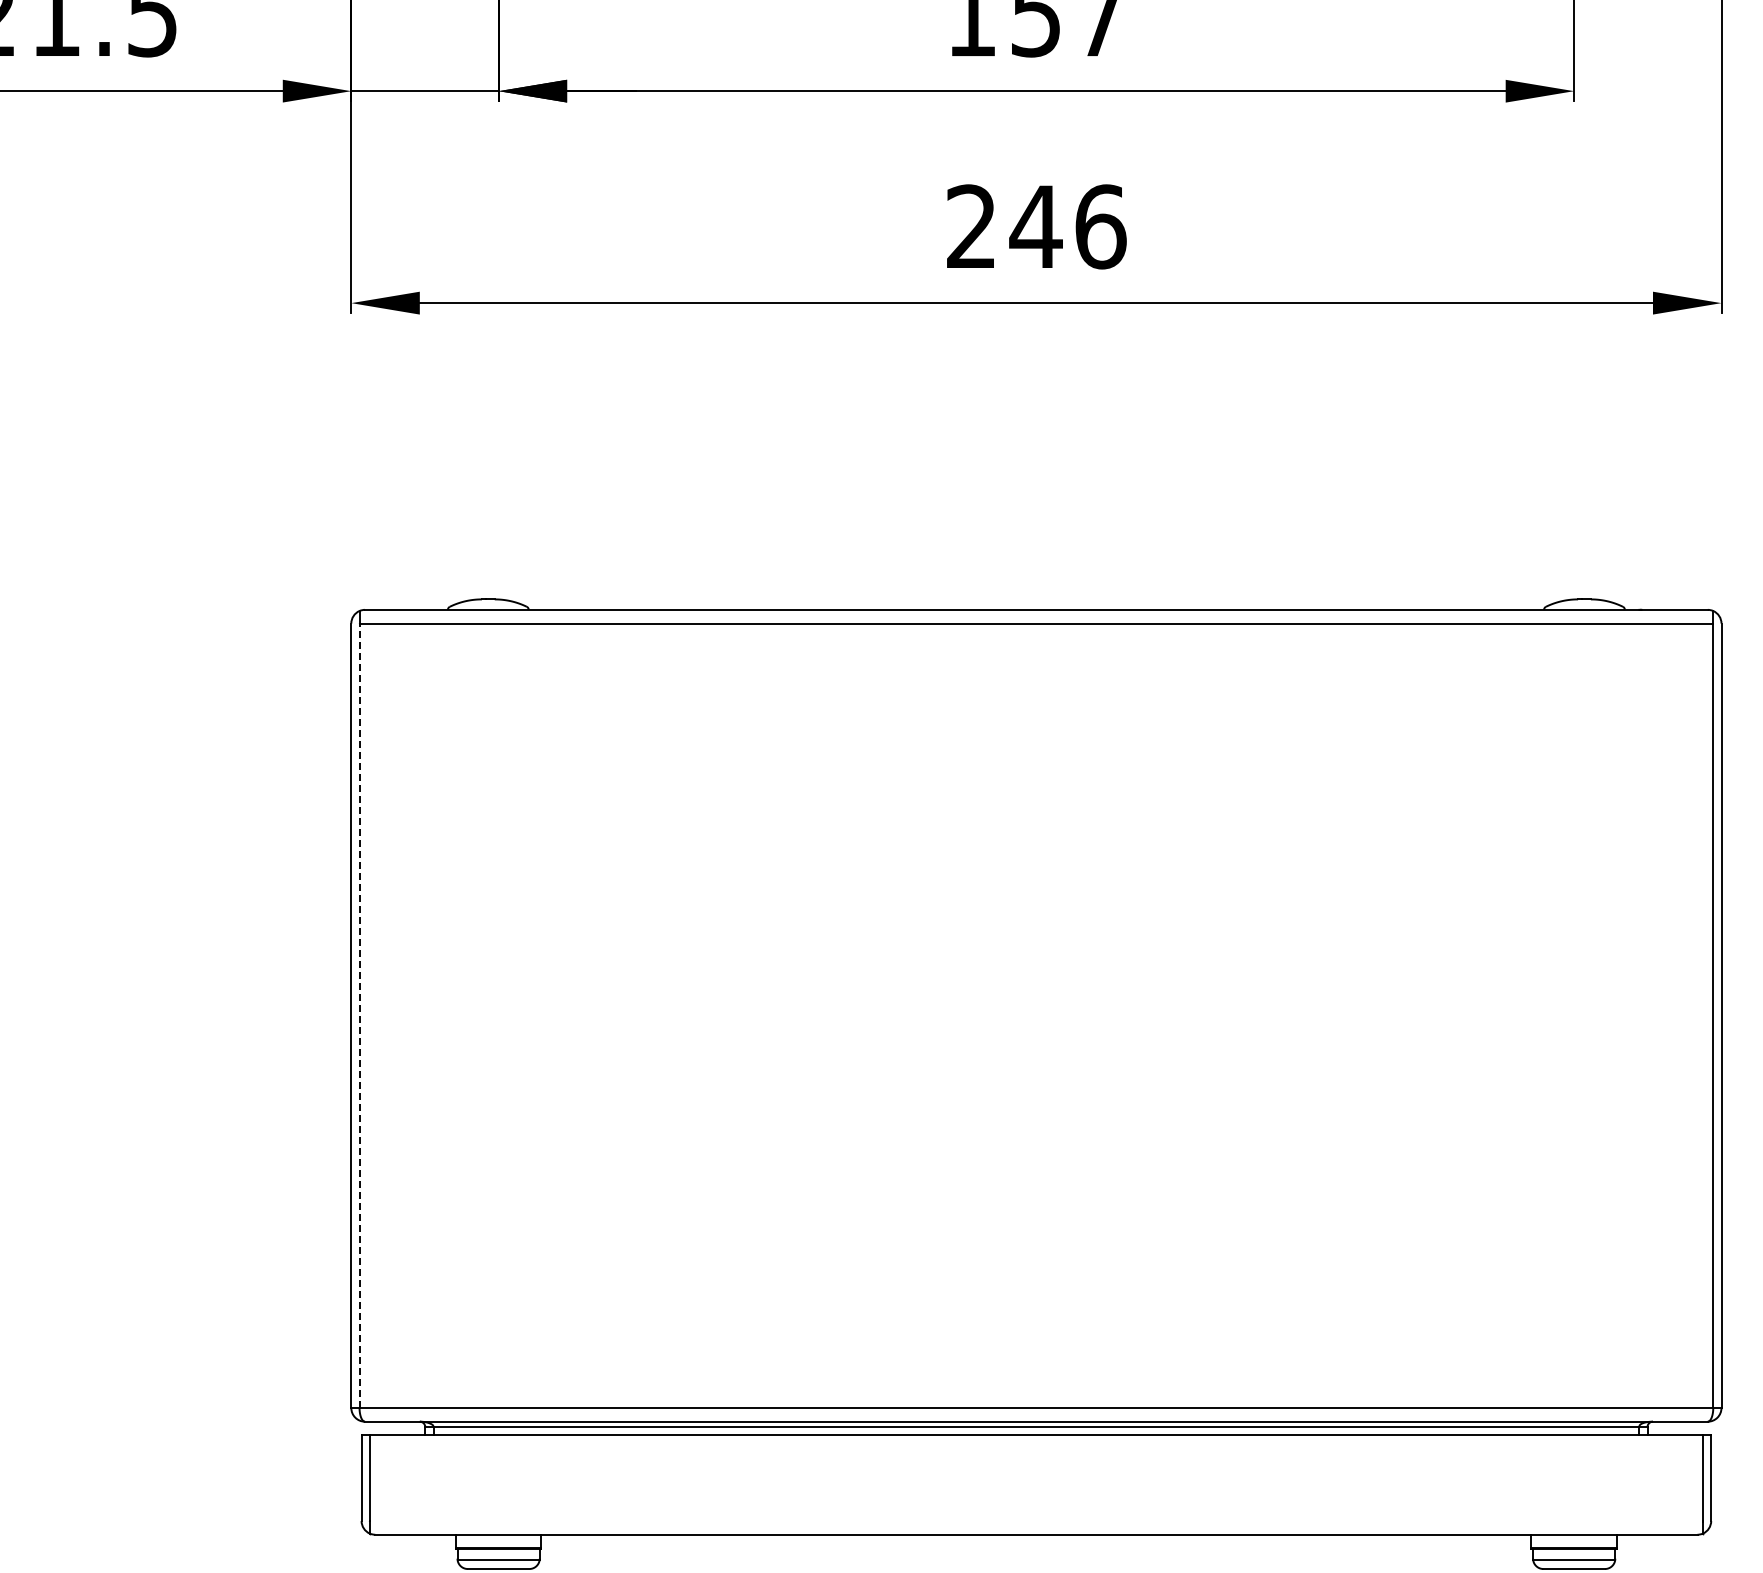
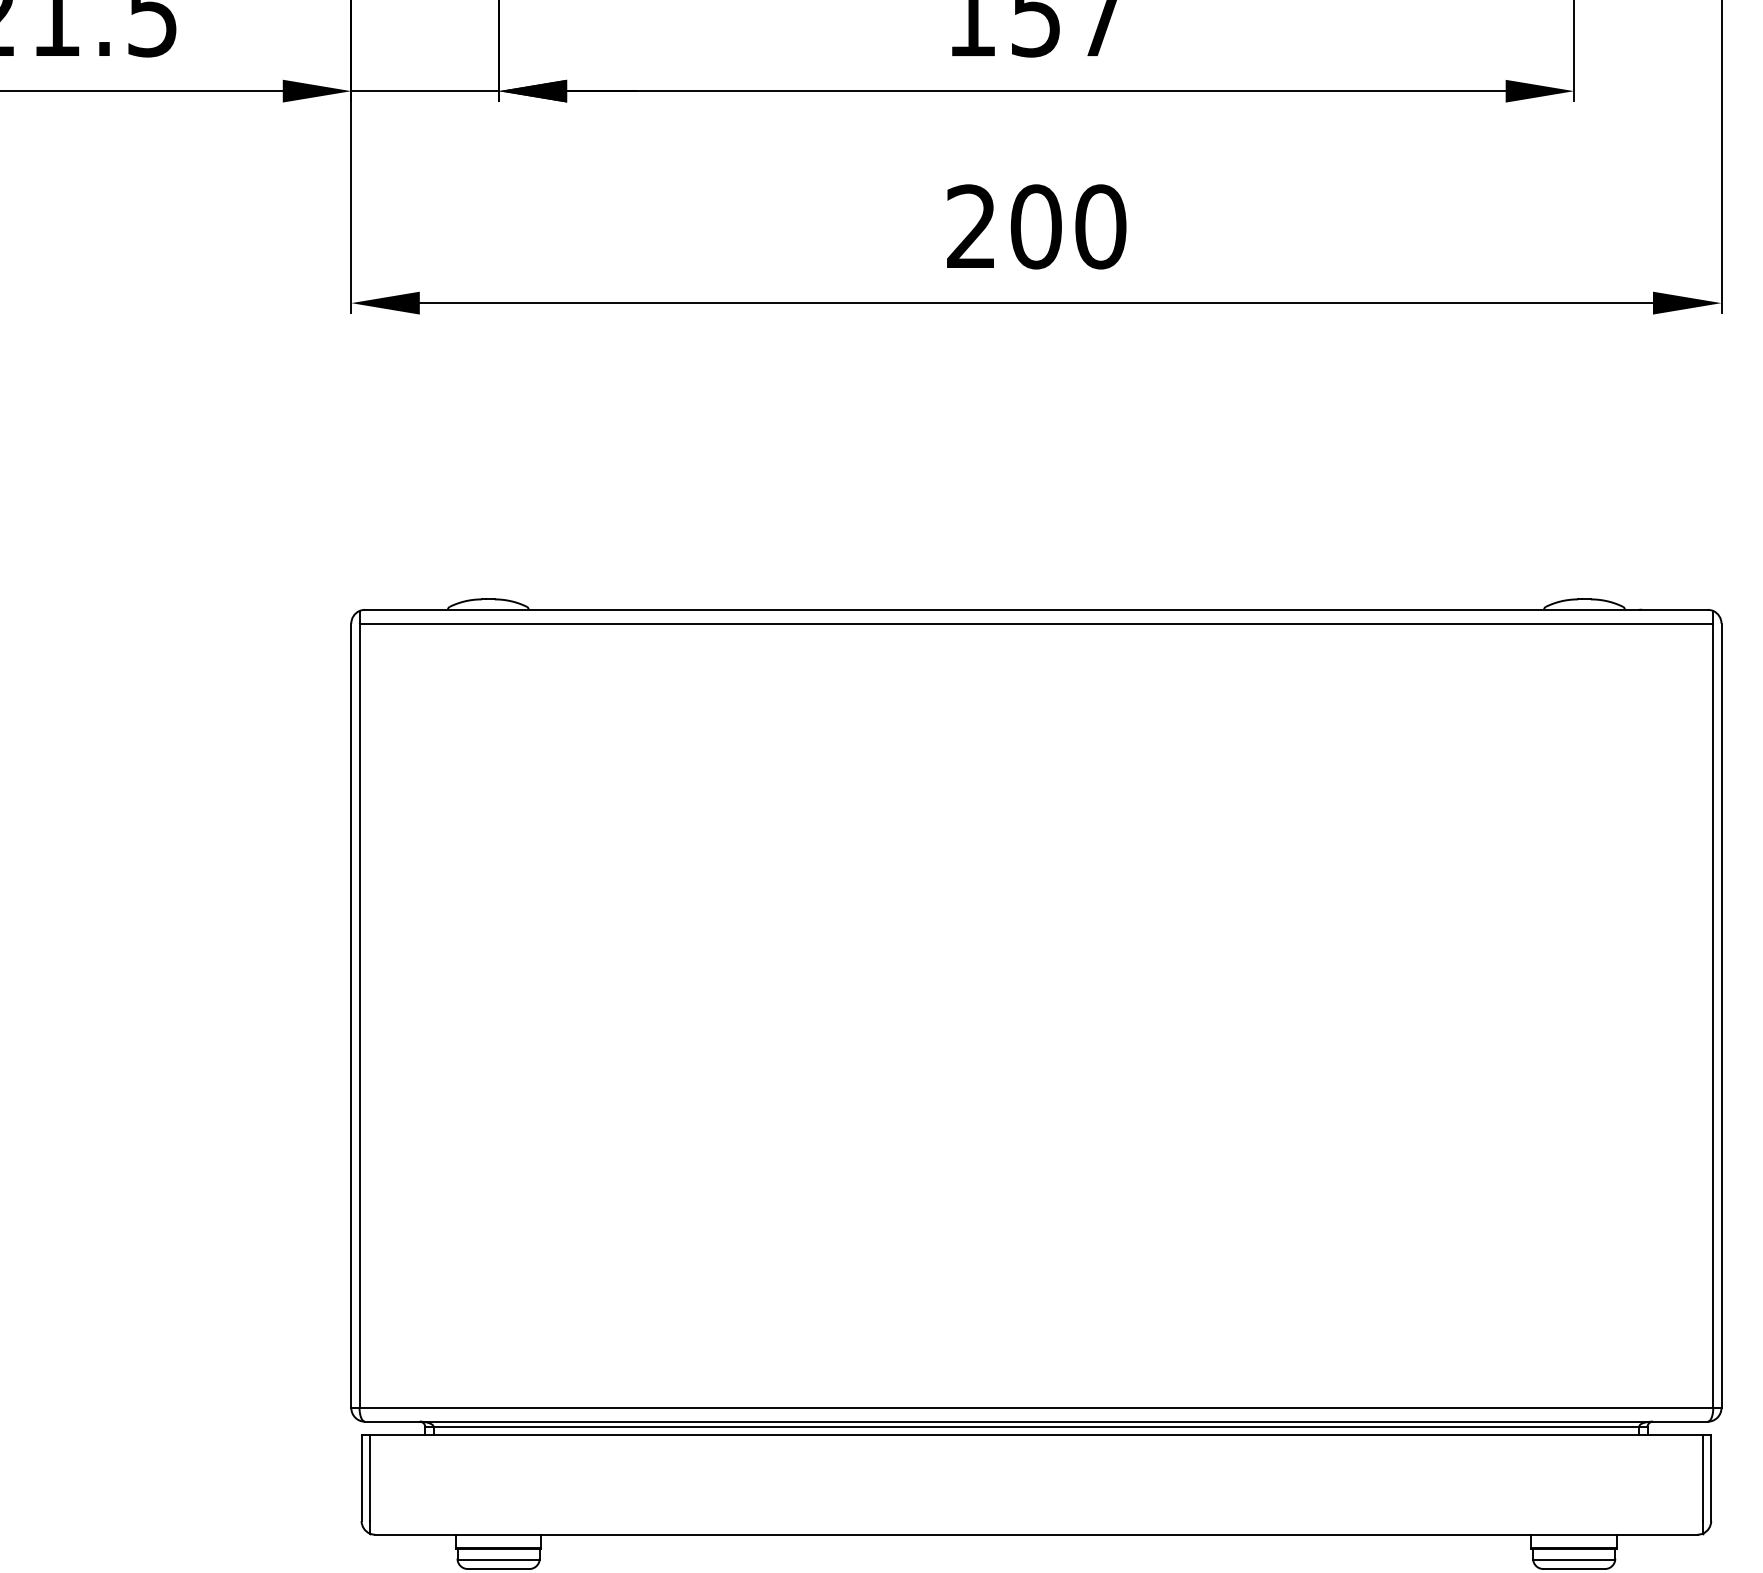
text: 246 -> 200 (1067, 226)
line: dashed -> solid (359, 1015)
